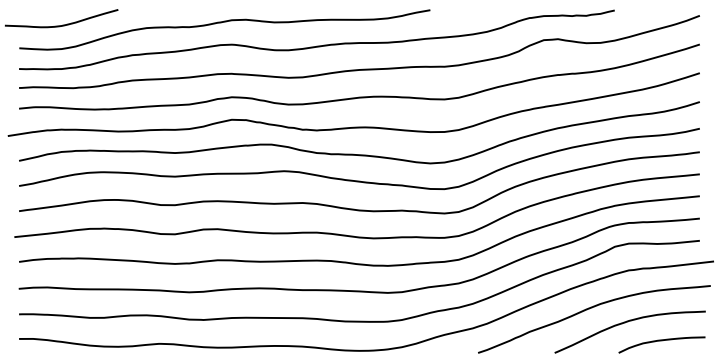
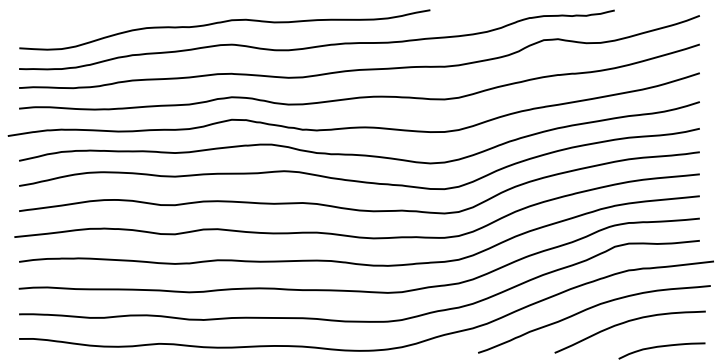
curve: present -> none (62, 24)
curve position: (661, 341) -> (661, 347) (661, 347)
